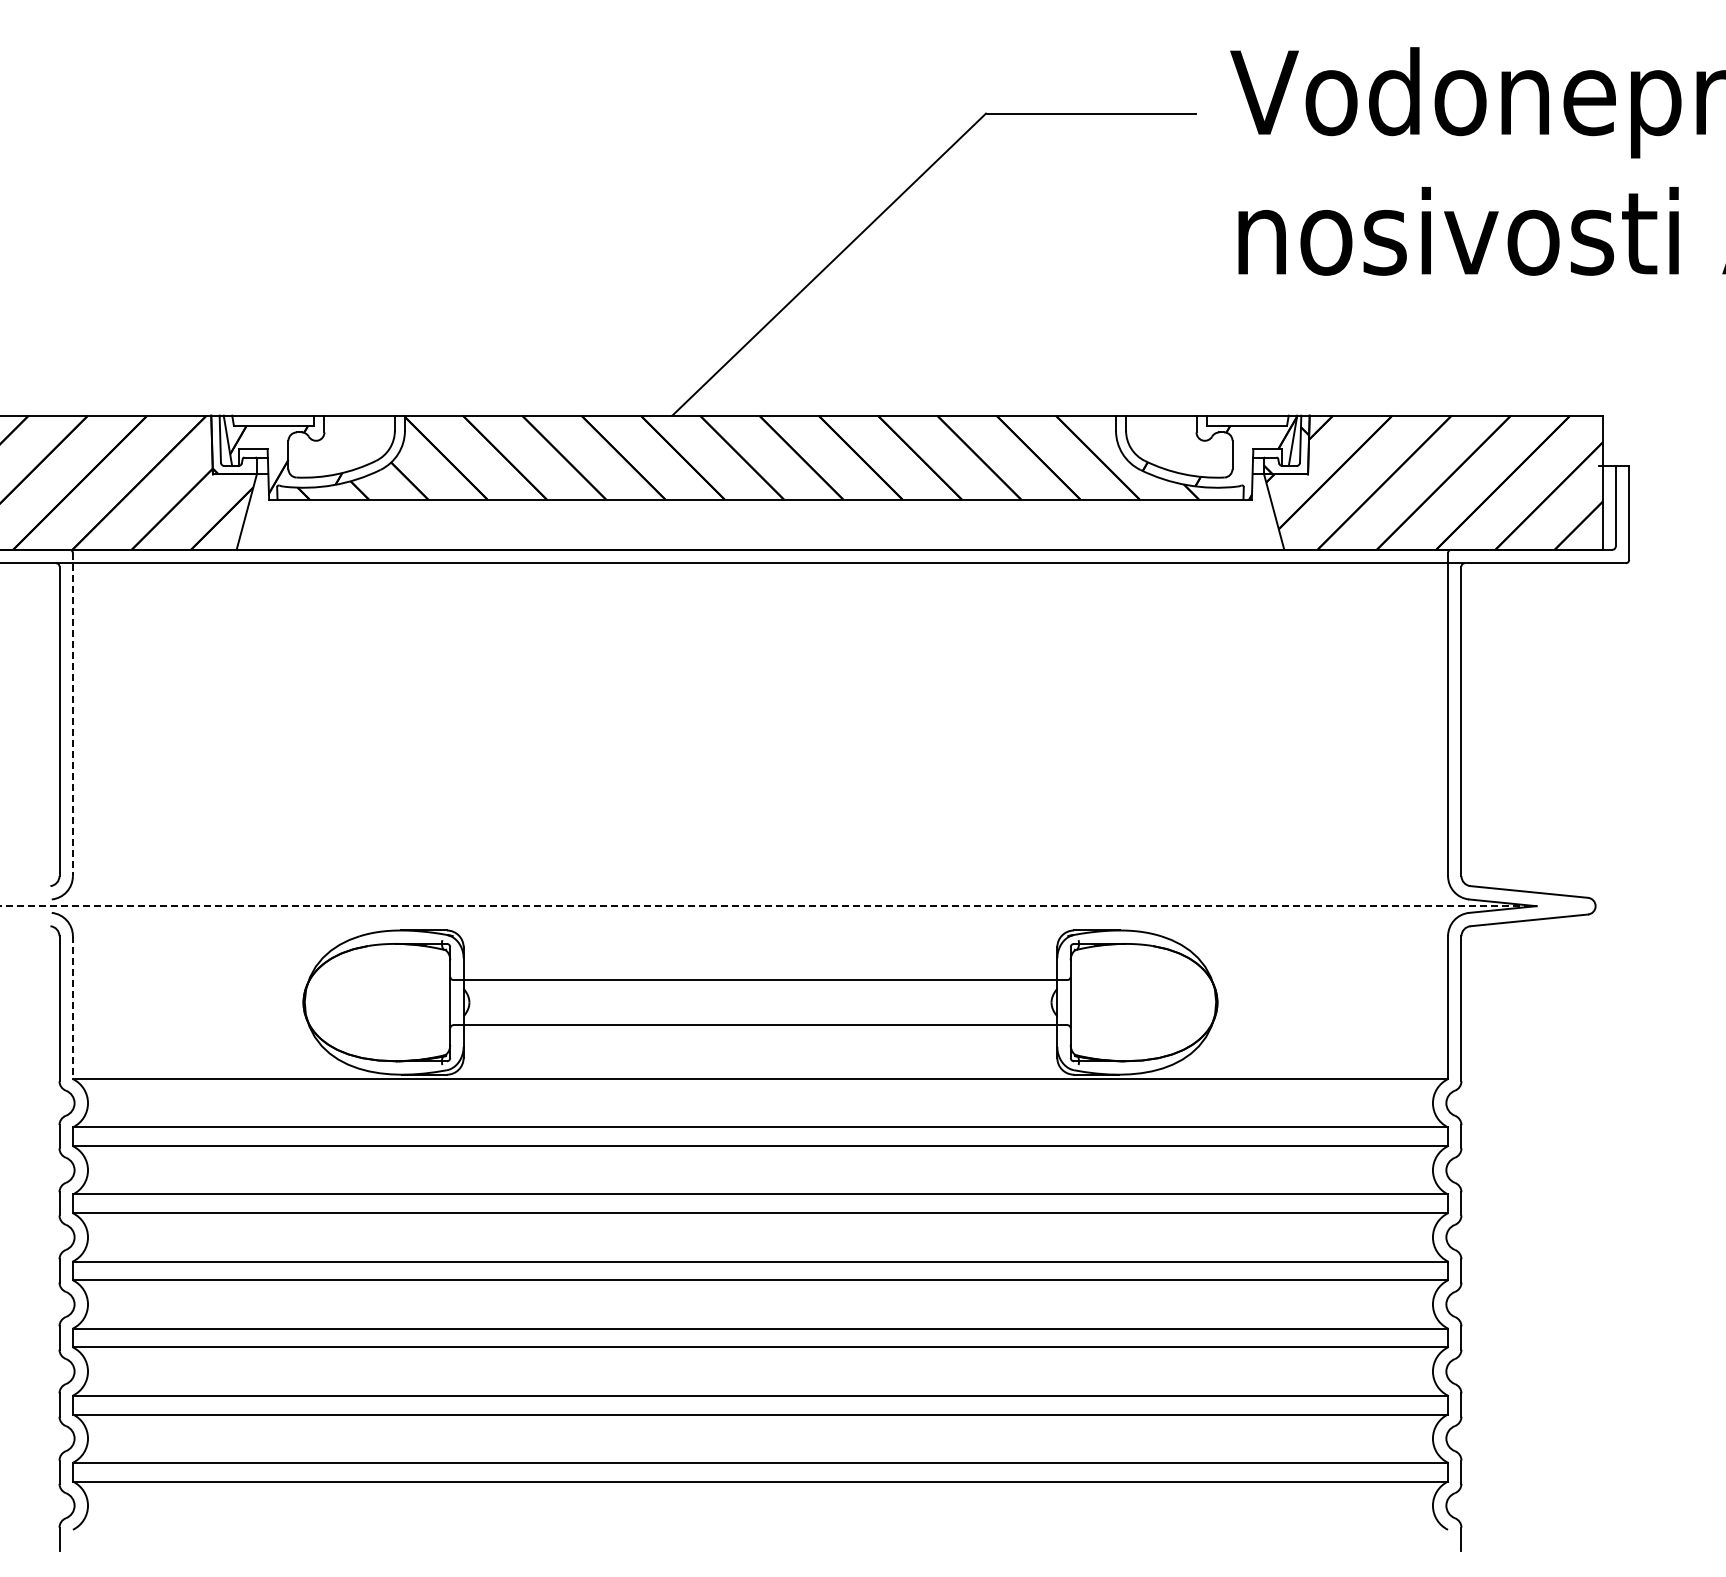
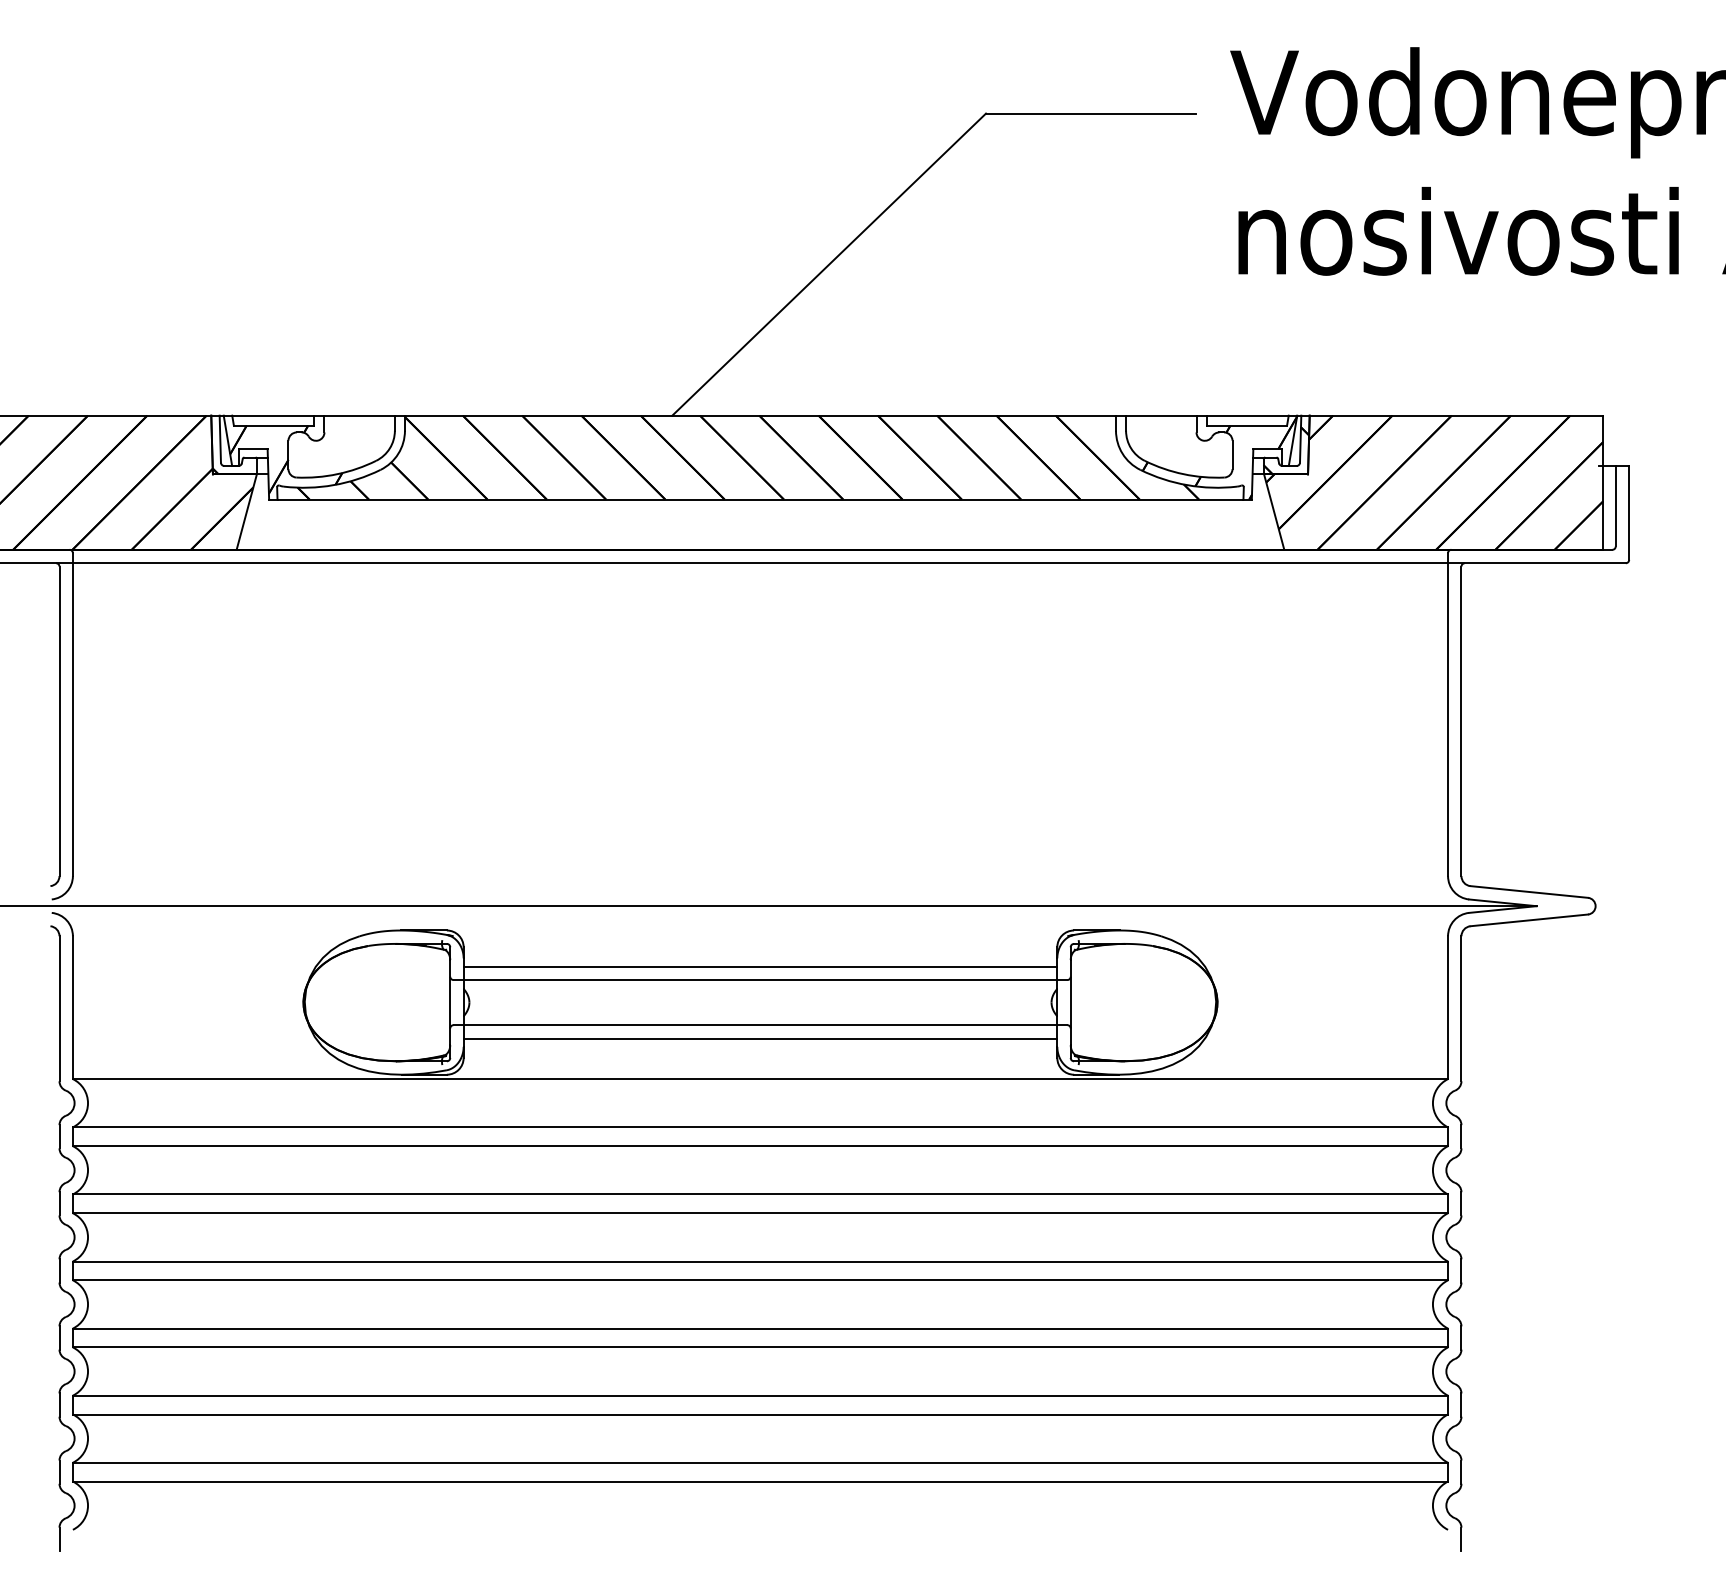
line: dashed -> solid (72, 715)
line: dashed -> solid (768, 906)
line: none -> present (760, 966)
line: dashed -> solid (72, 1008)
line: none -> present (760, 1038)
